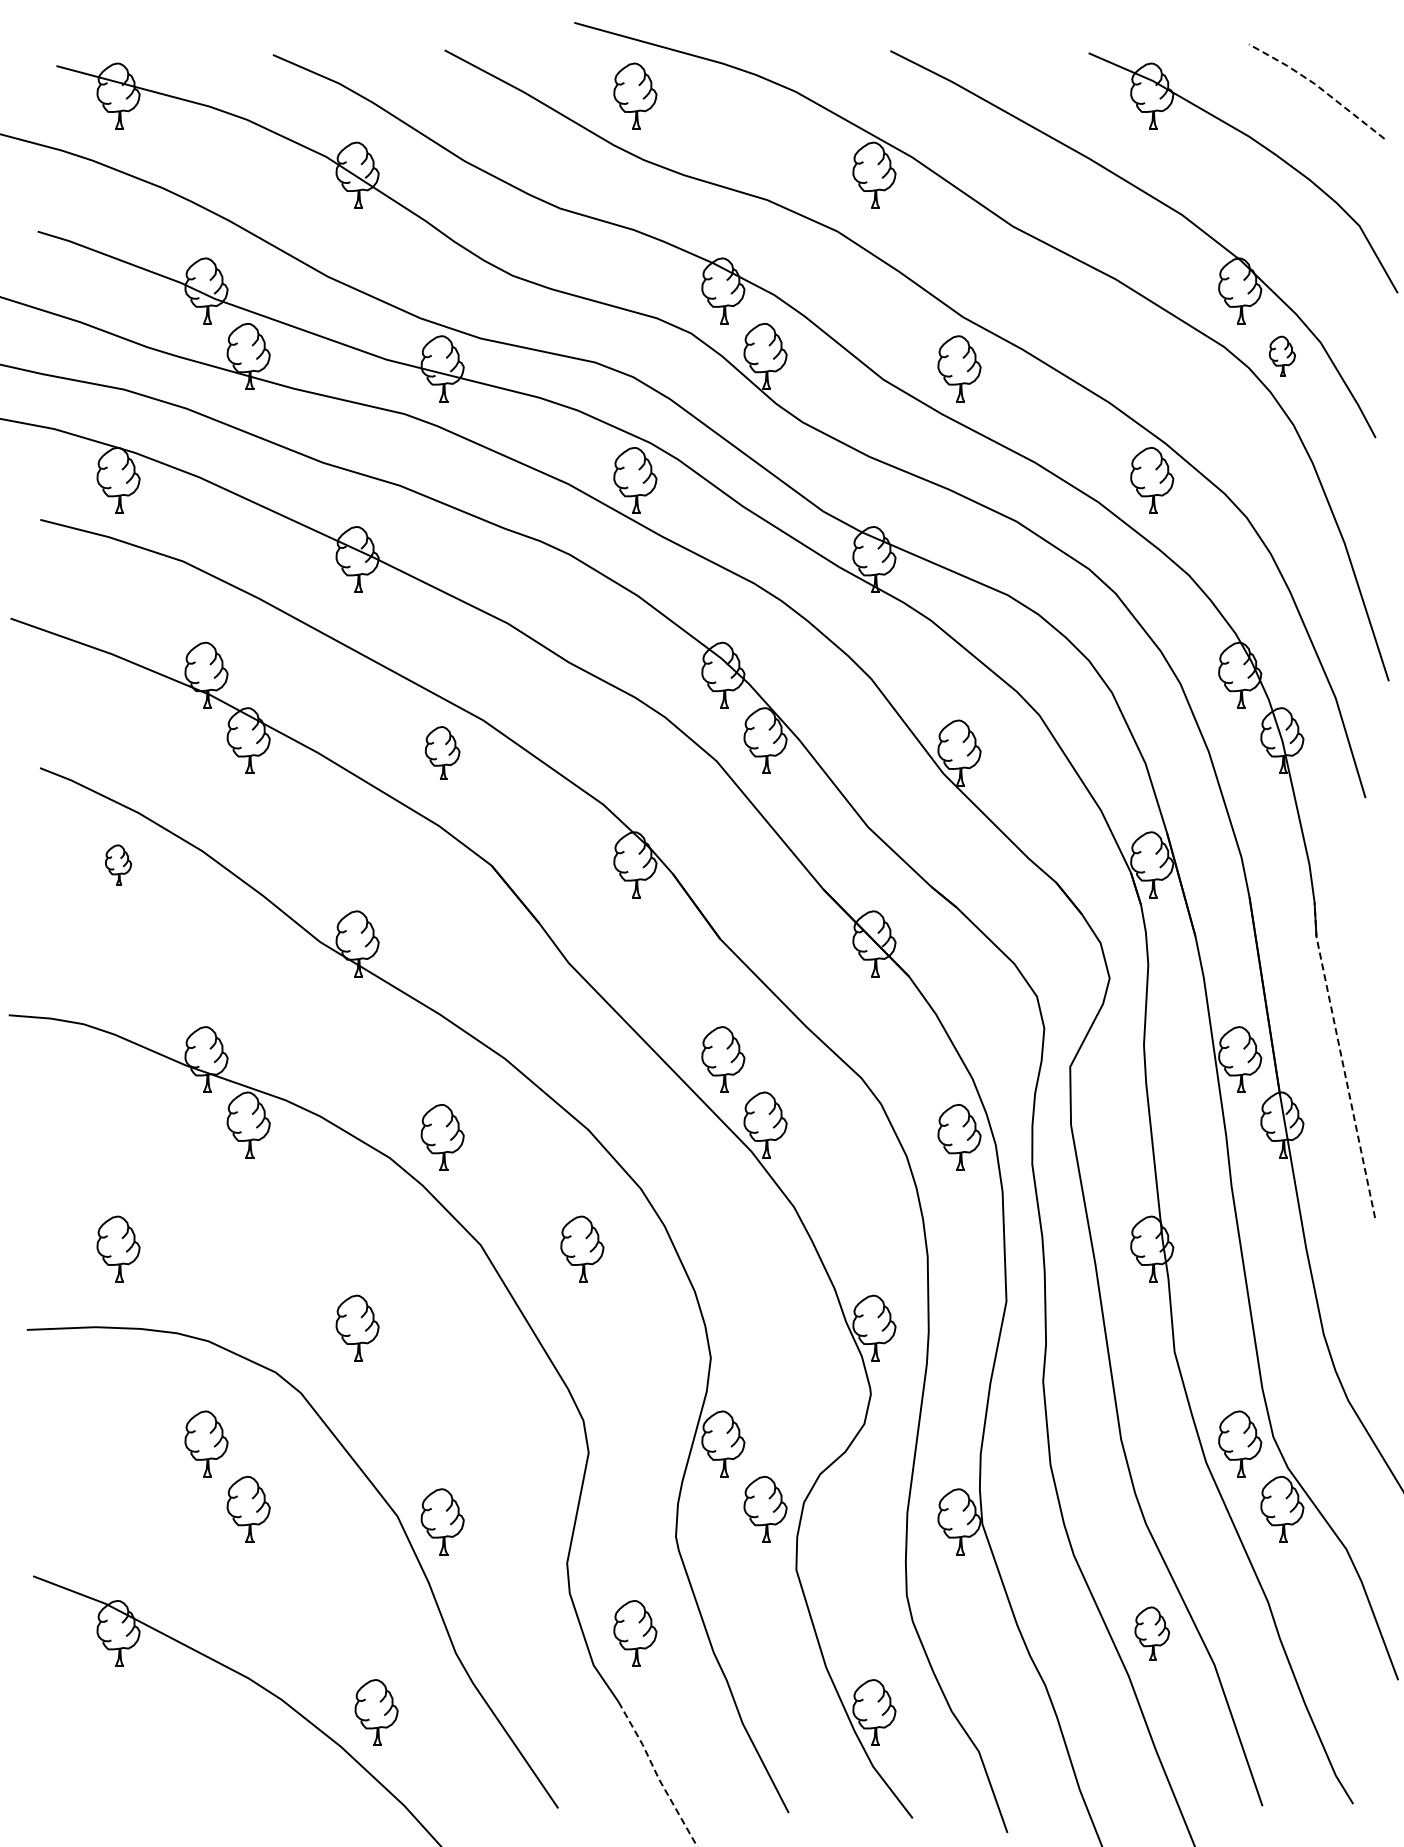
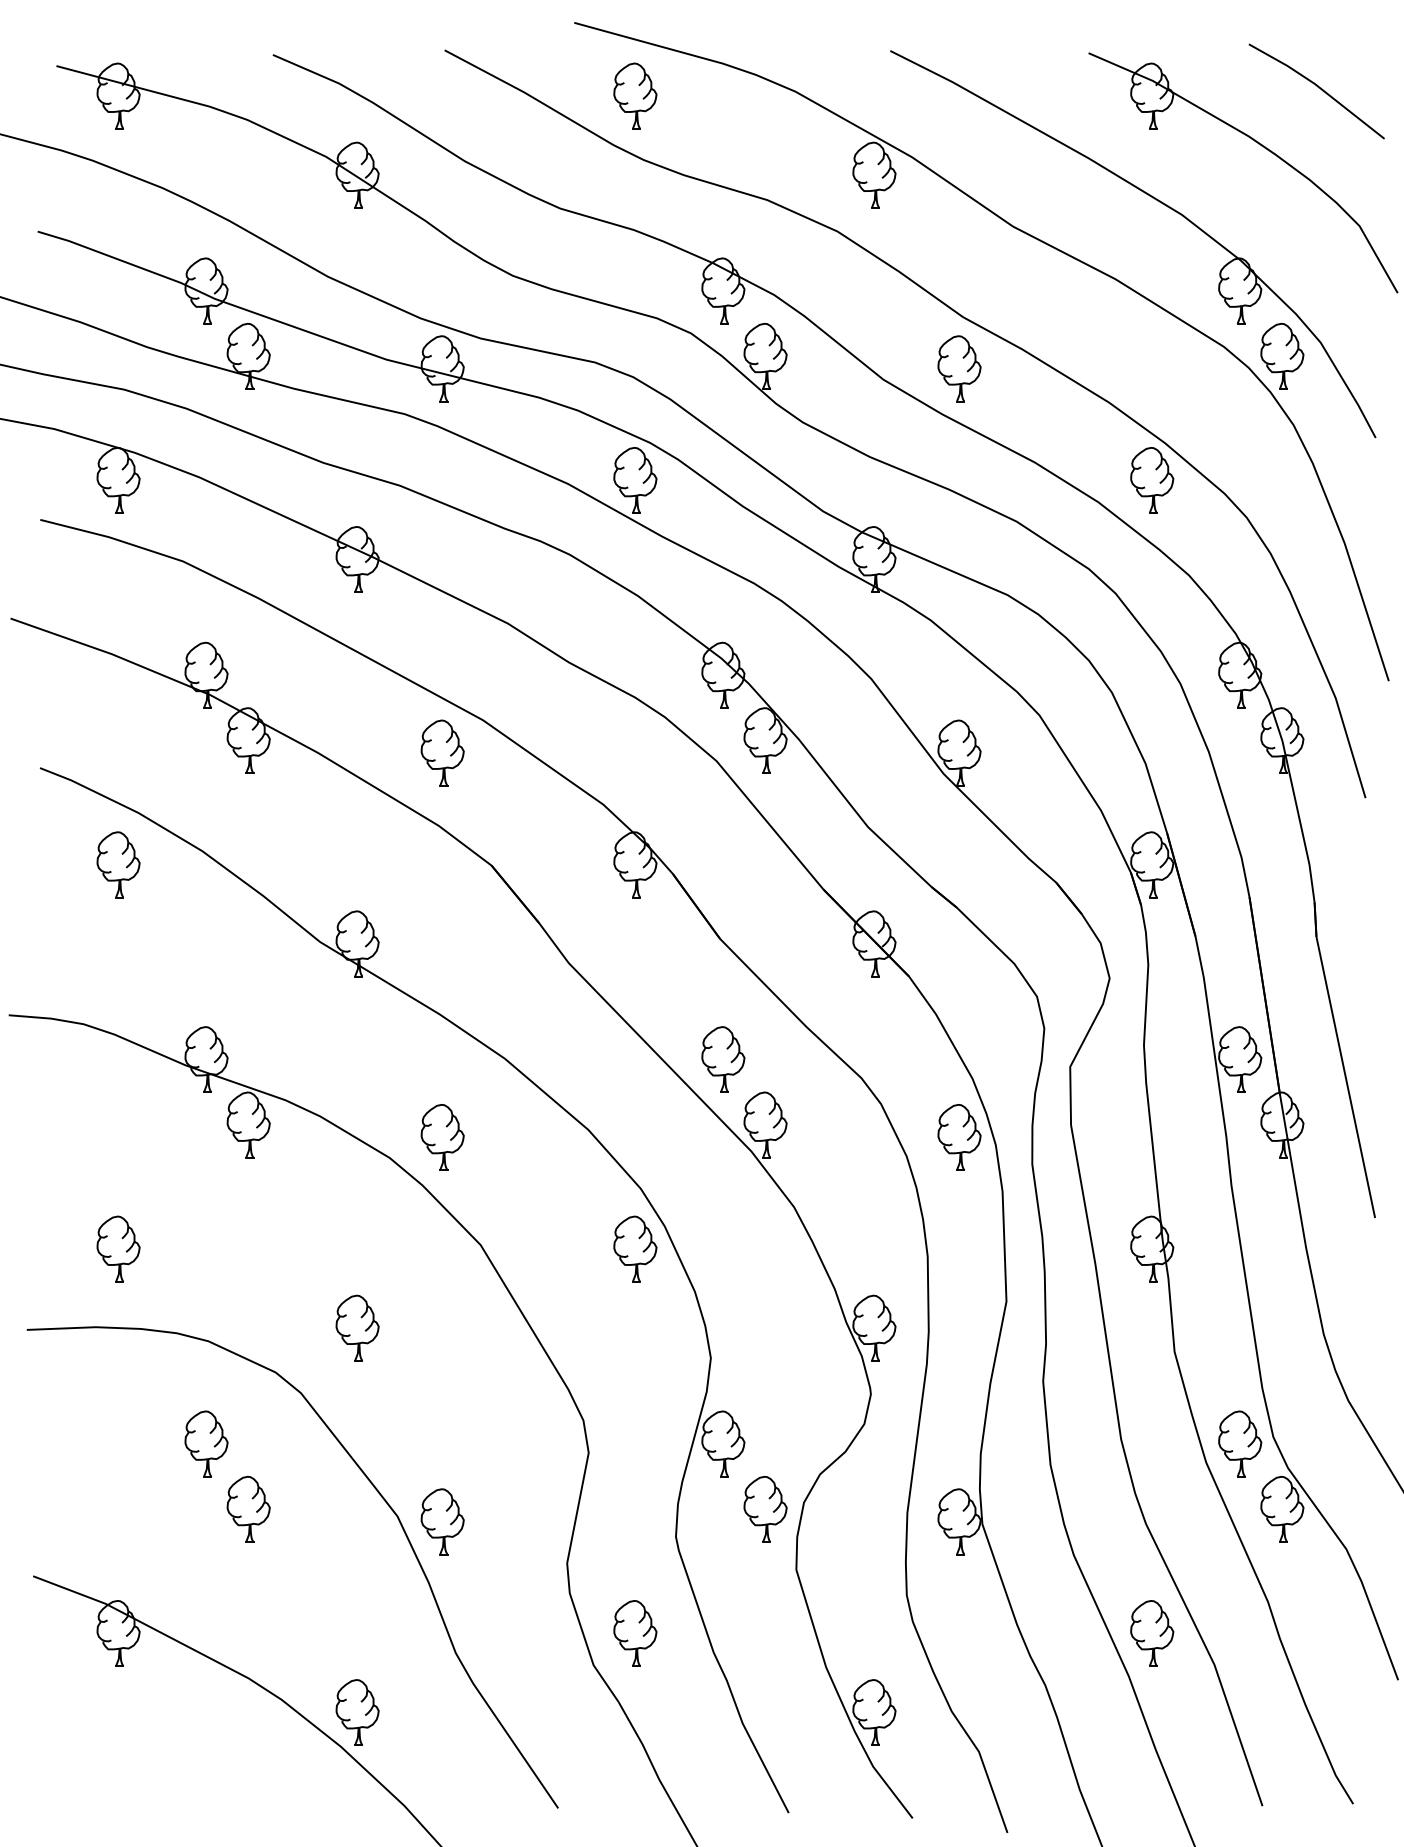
line: dashed -> solid (1317, 86)
part size: 28x42 px -> 45x68 px (1282, 355)
part size: 36x54 px -> 45x68 px (442, 752)
part size: 27x42 px -> 45x68 px (118, 864)
line: dashed -> solid (1342, 1059)
part position: (582, 1248) -> (635, 1248) (635, 1248)
part size: 37x55 px -> 45x67 px (1152, 1633)
part position: (376, 1712) -> (357, 1712) (357, 1712)
line: dashed -> solid (657, 1775)
